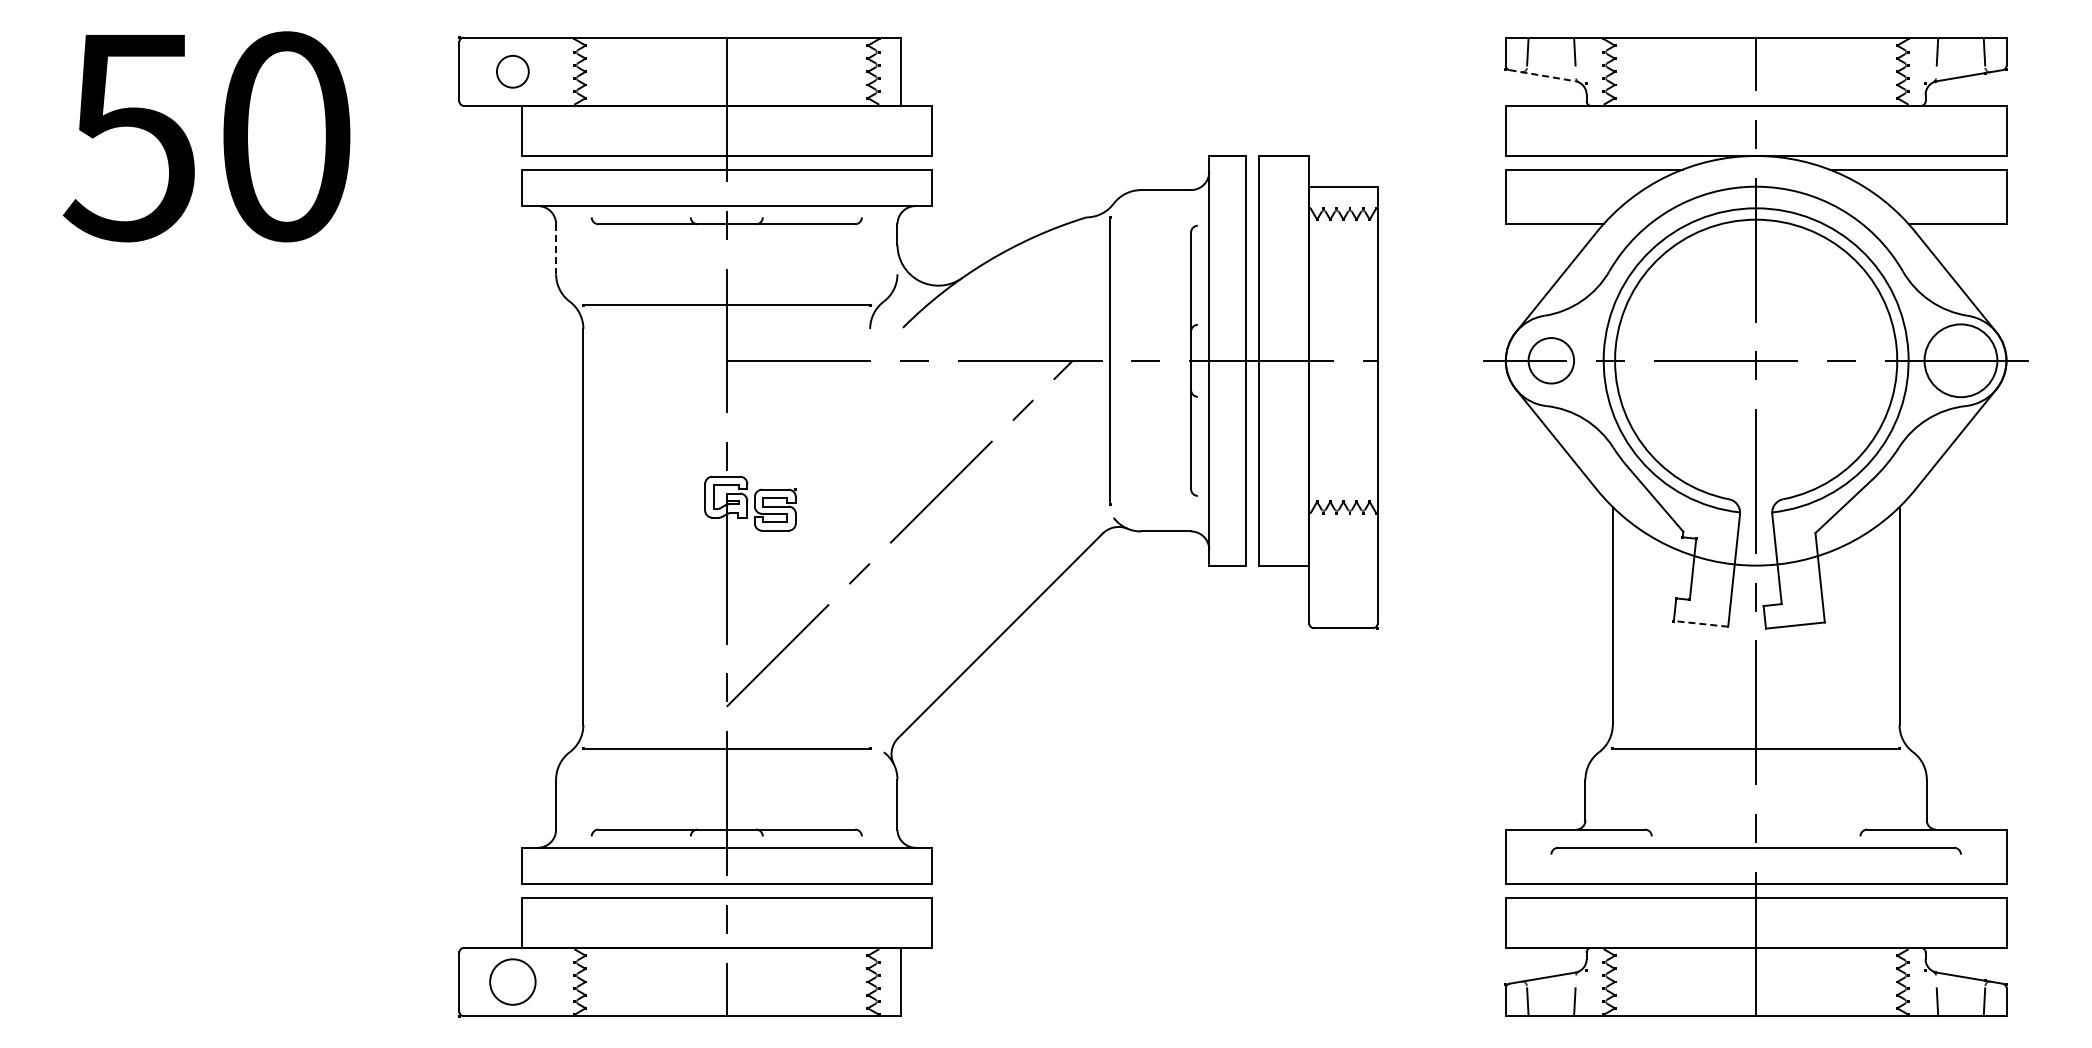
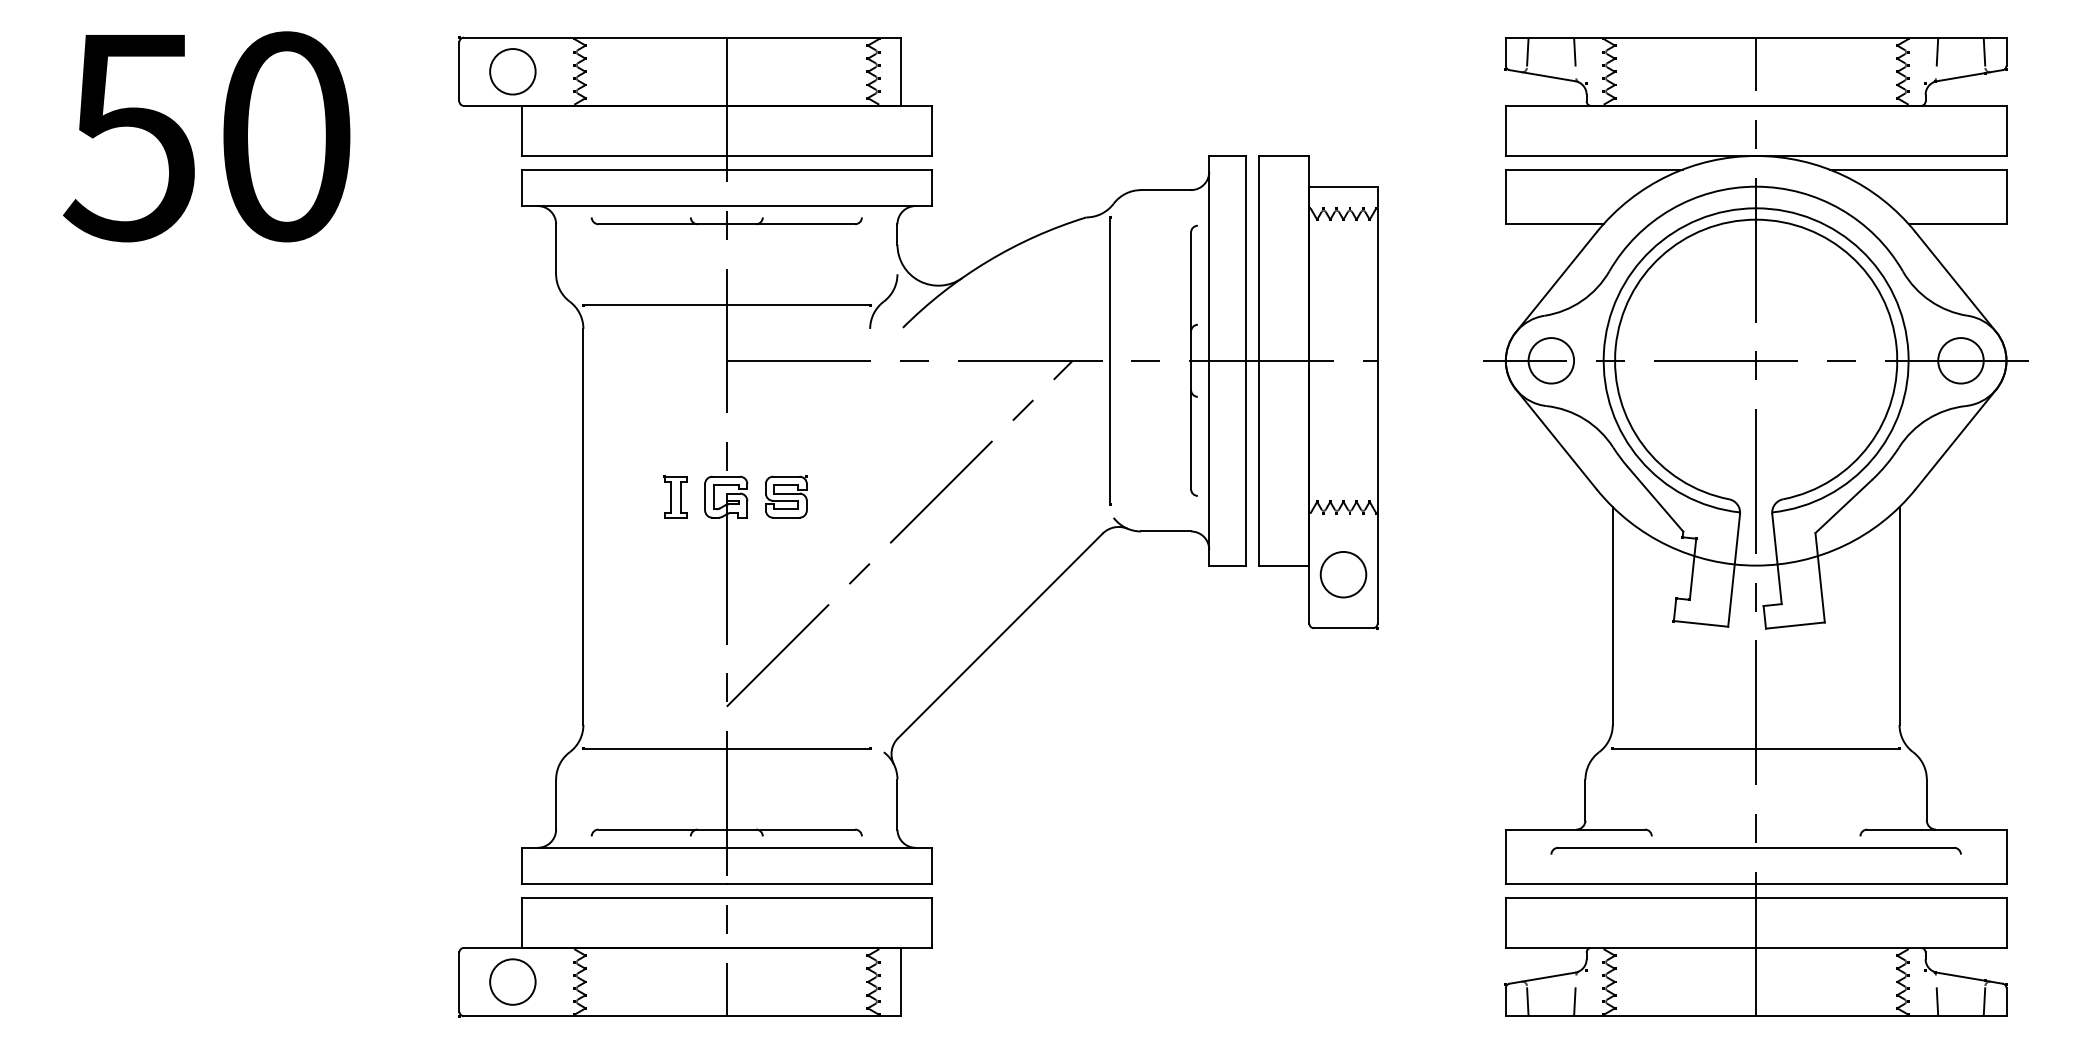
circle diameter: 32 px -> 46 px (512, 71)
line: dashed -> solid (1542, 75)
line: dashed -> solid (556, 249)
circle diameter: 73 px -> 46 px (1960, 360)
part: none -> present (675, 496)
part position: (775, 509) -> (786, 496) (786, 496)
circle: none -> present (1343, 574)
line: dashed -> solid (1700, 623)
